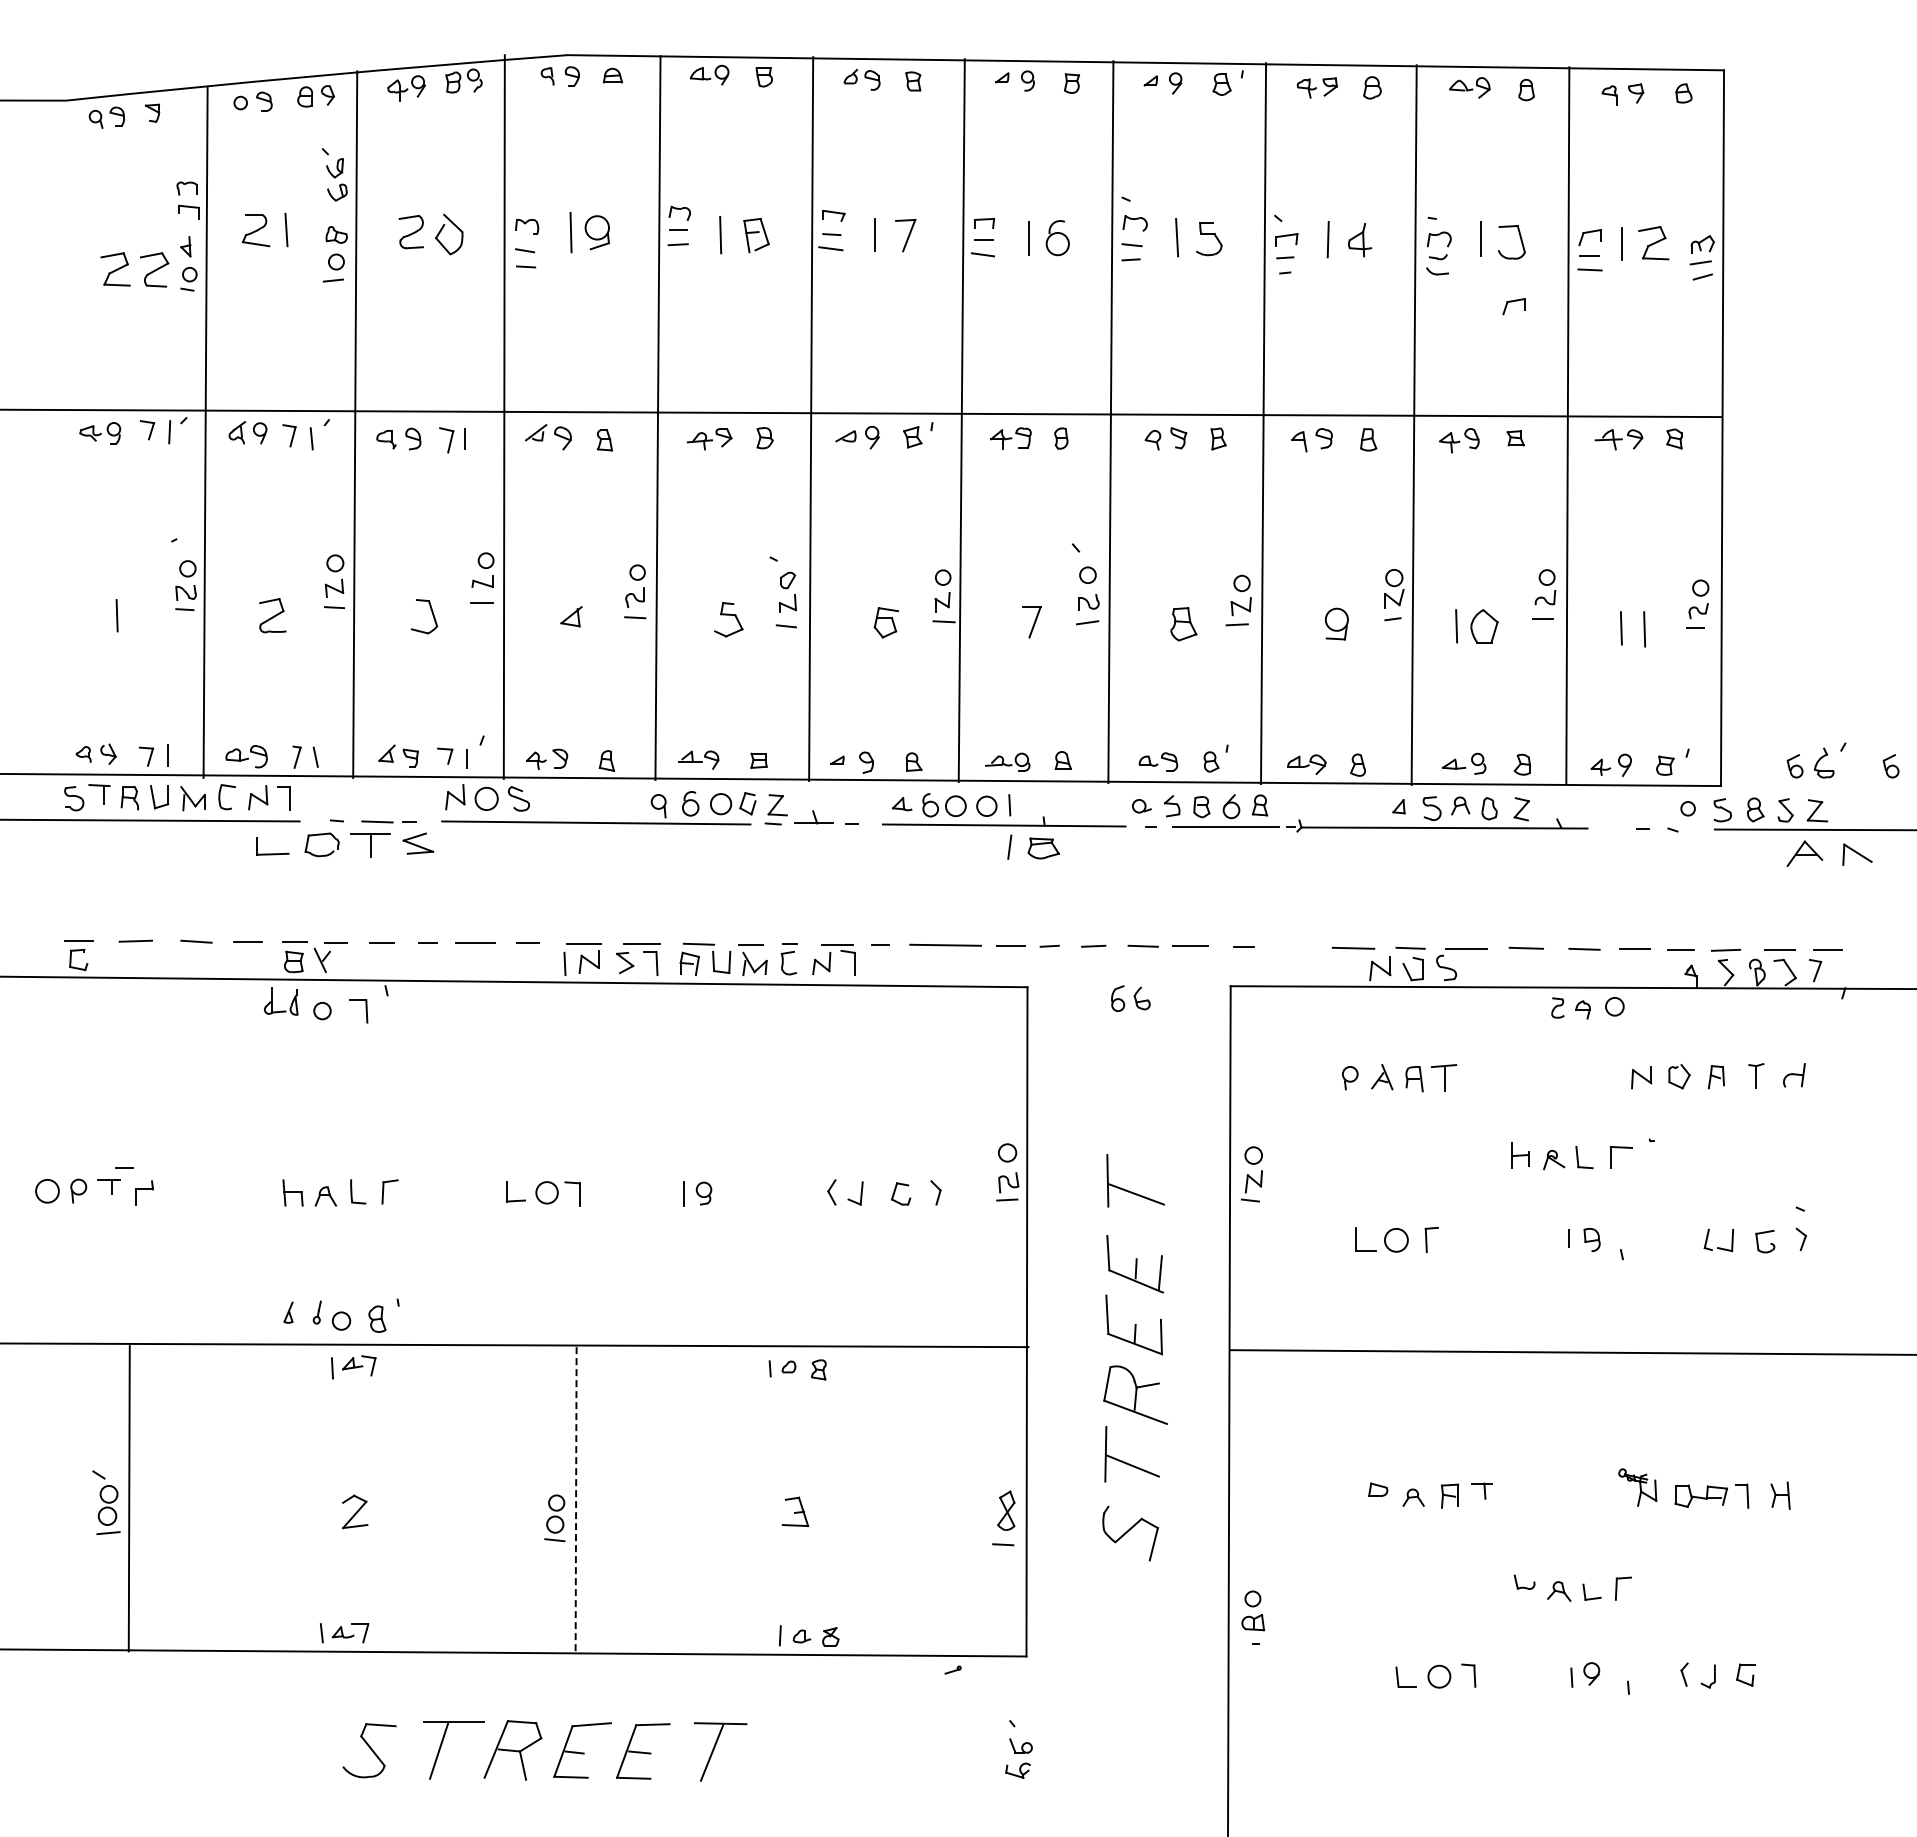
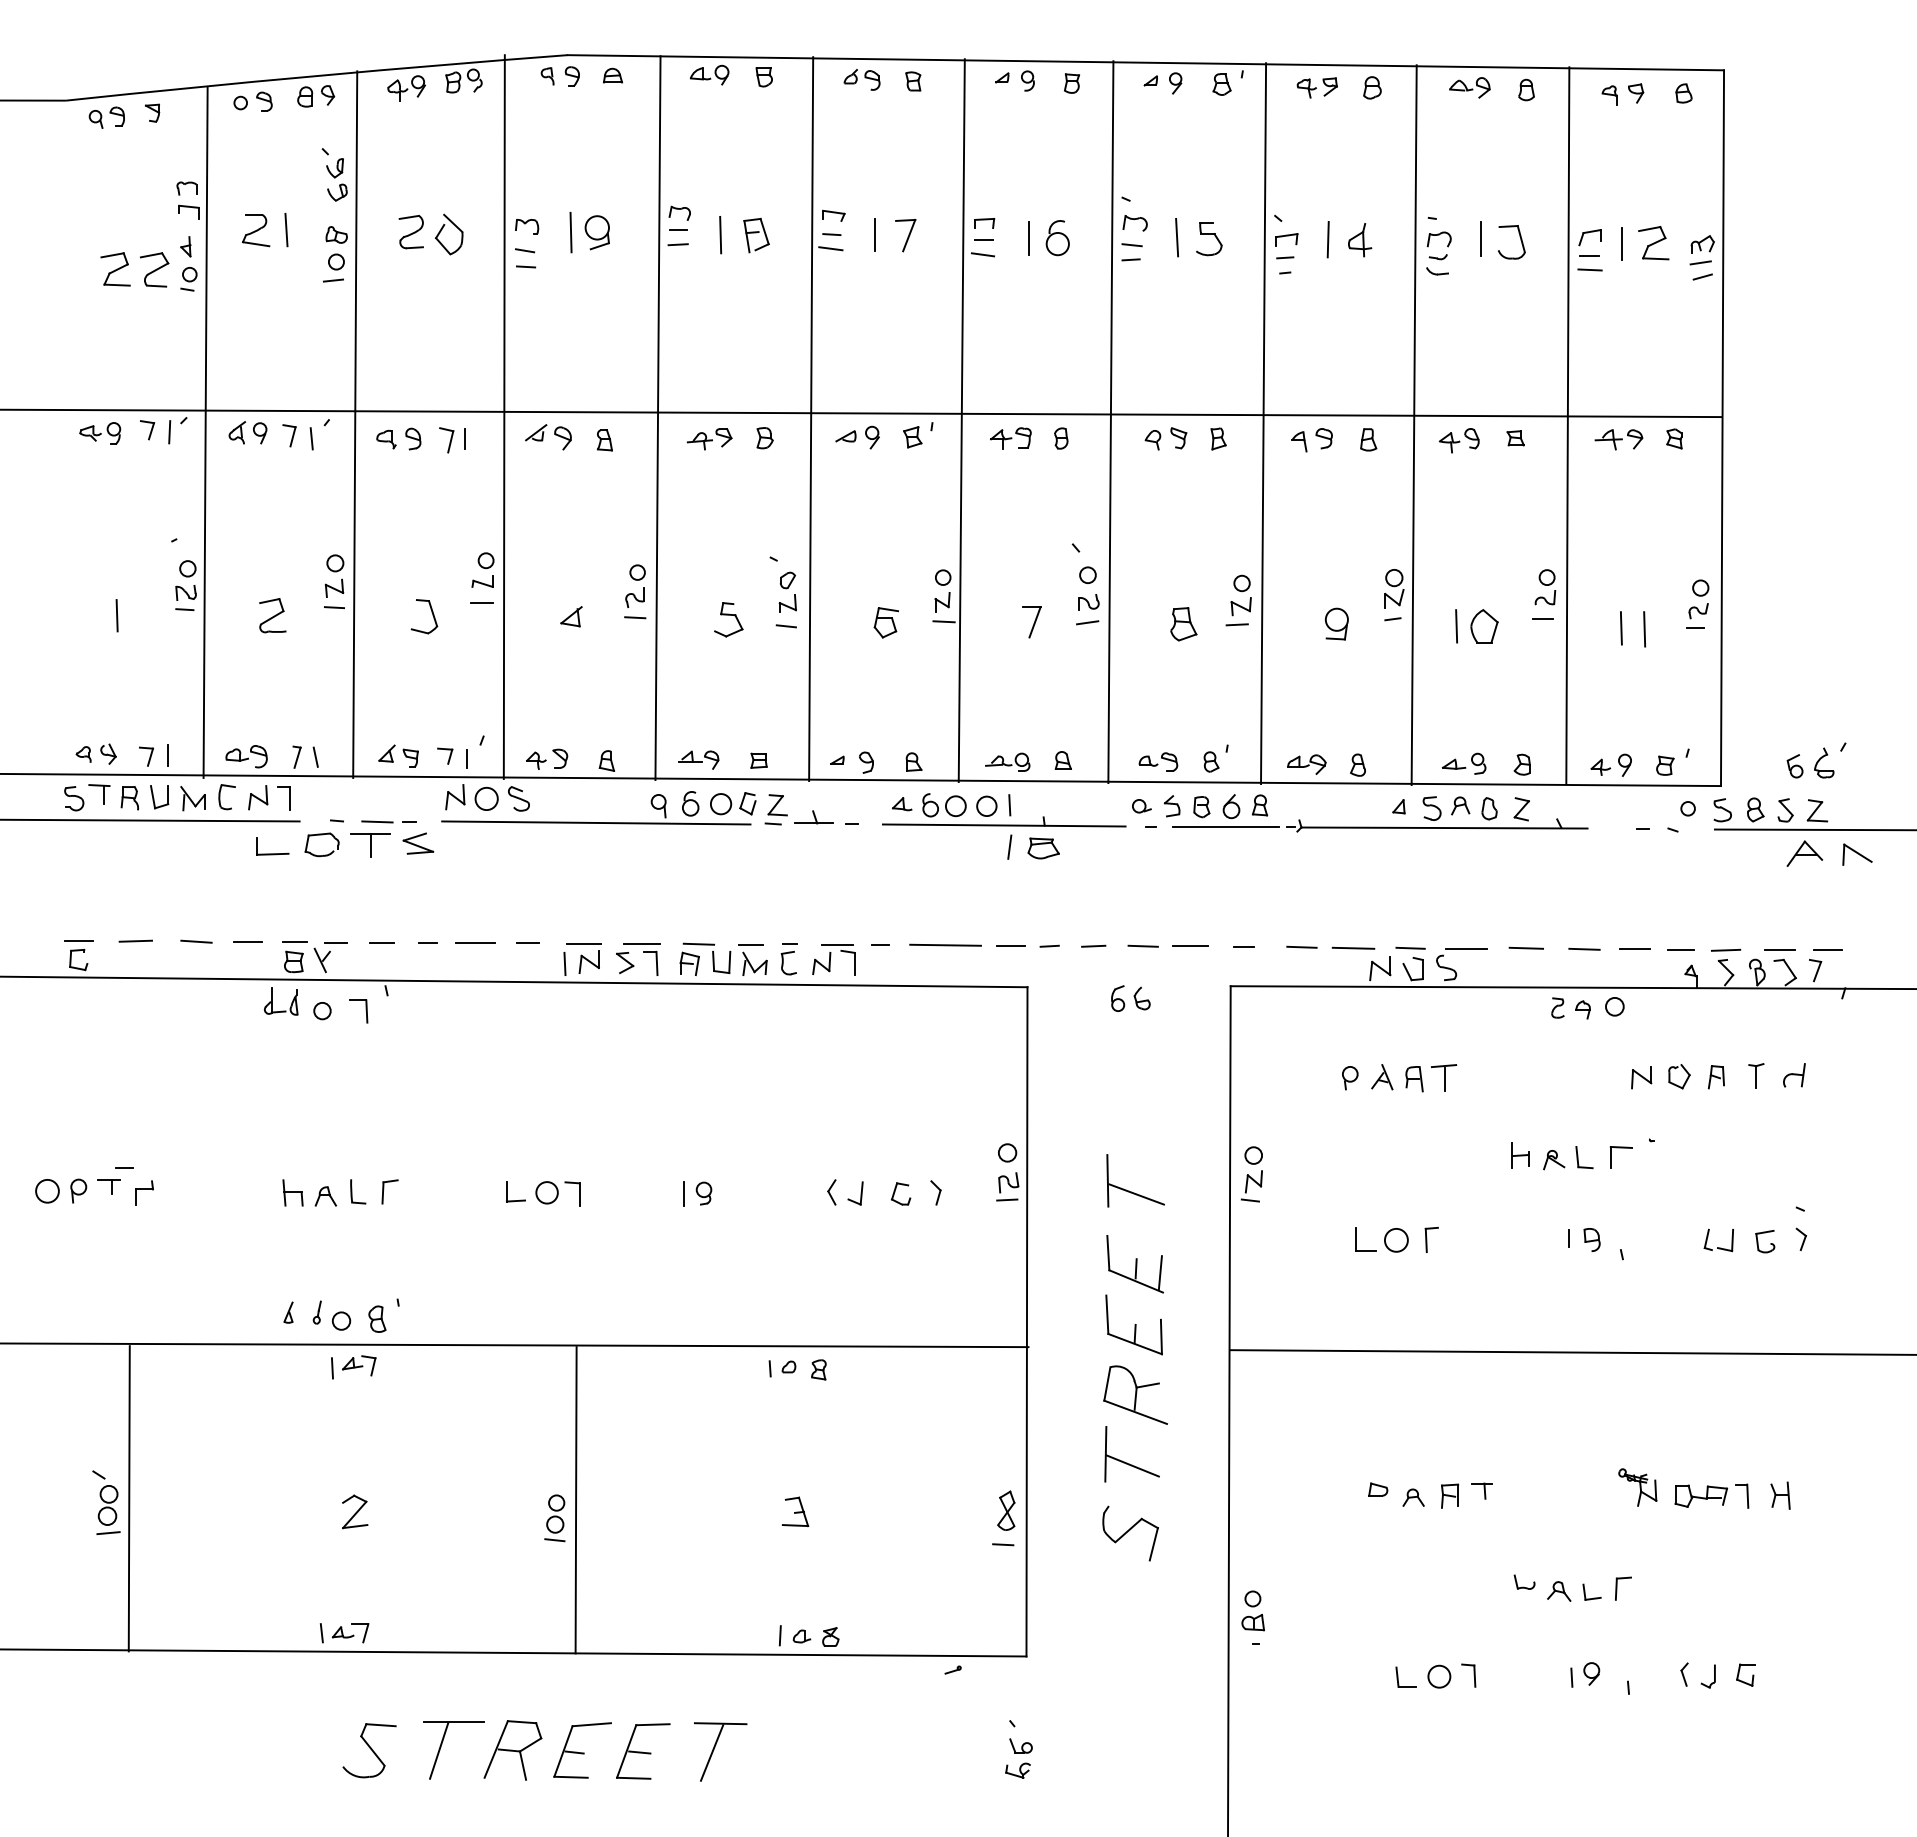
part: present -> none (1513, 306)
part: present -> none (1890, 766)
line: none -> present (1301, 946)
line: dashed -> solid (576, 1500)
